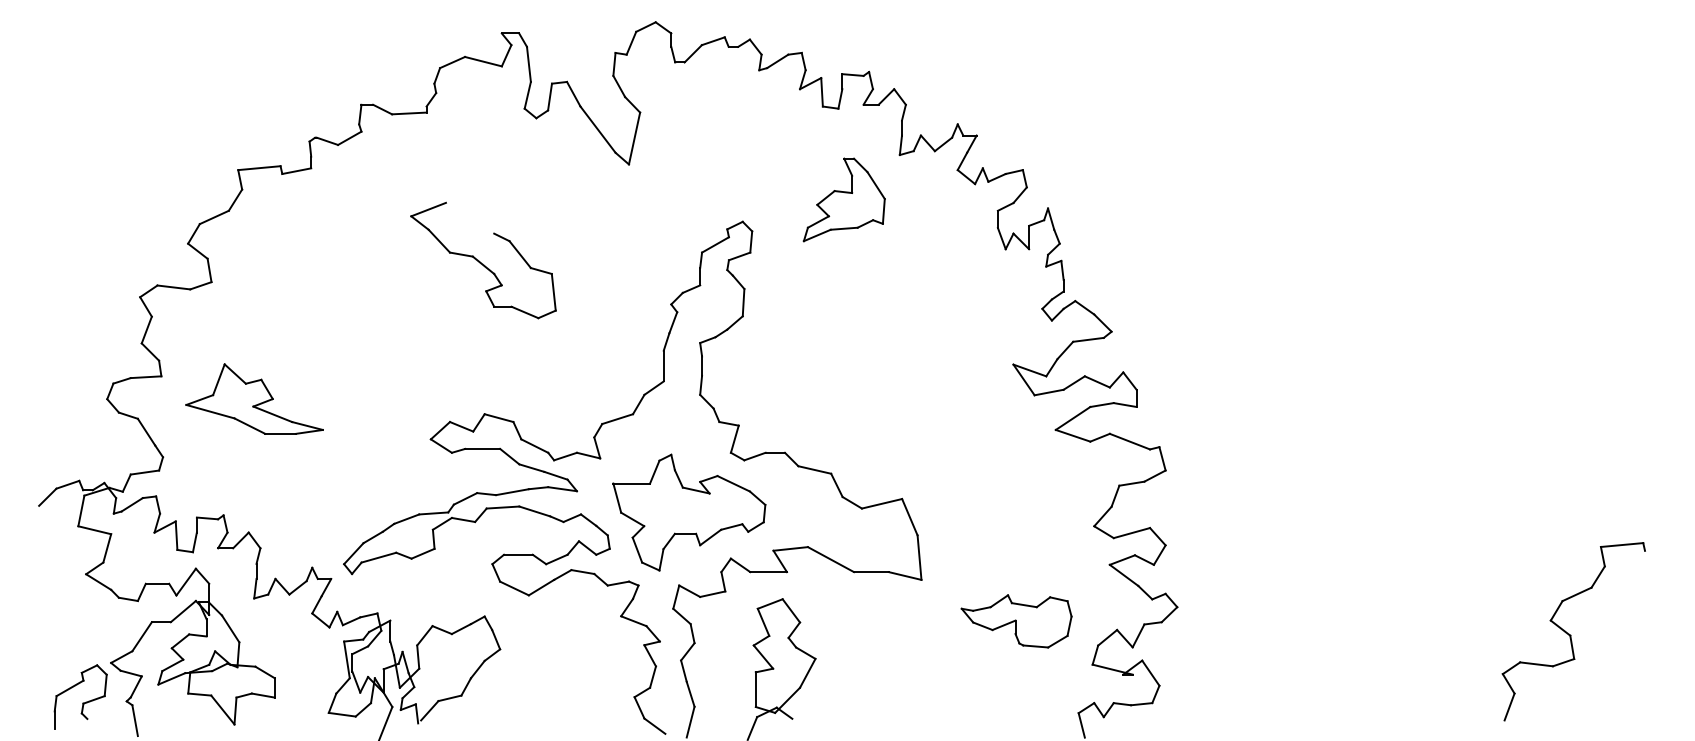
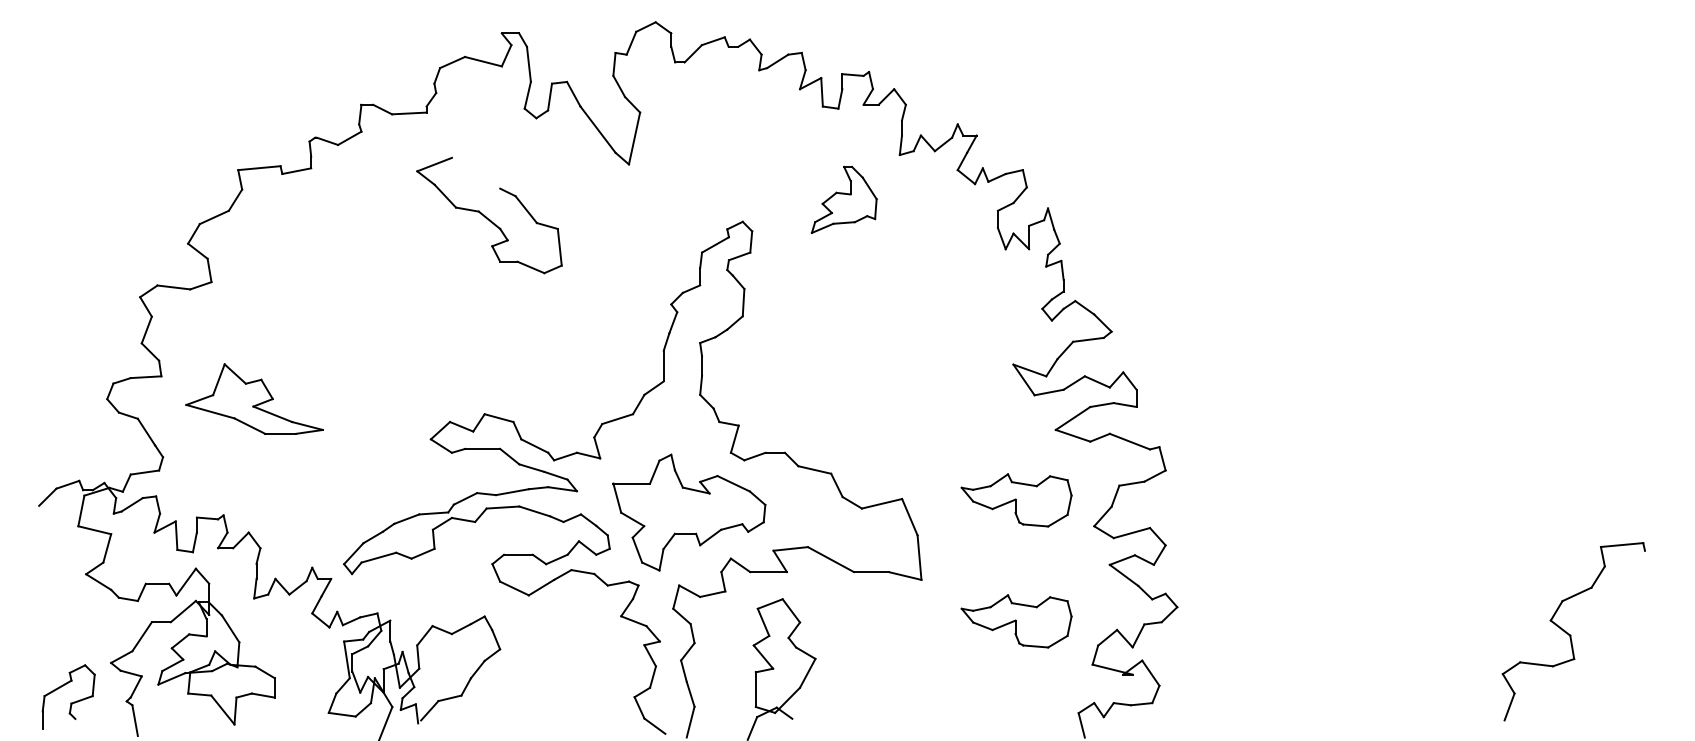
part size: 84x86 px -> 68x69 px (843, 199)
part position: (483, 260) -> (489, 215) (489, 215)
part: none -> present (1016, 500)
part position: (82, 702) -> (70, 702) (70, 702)
